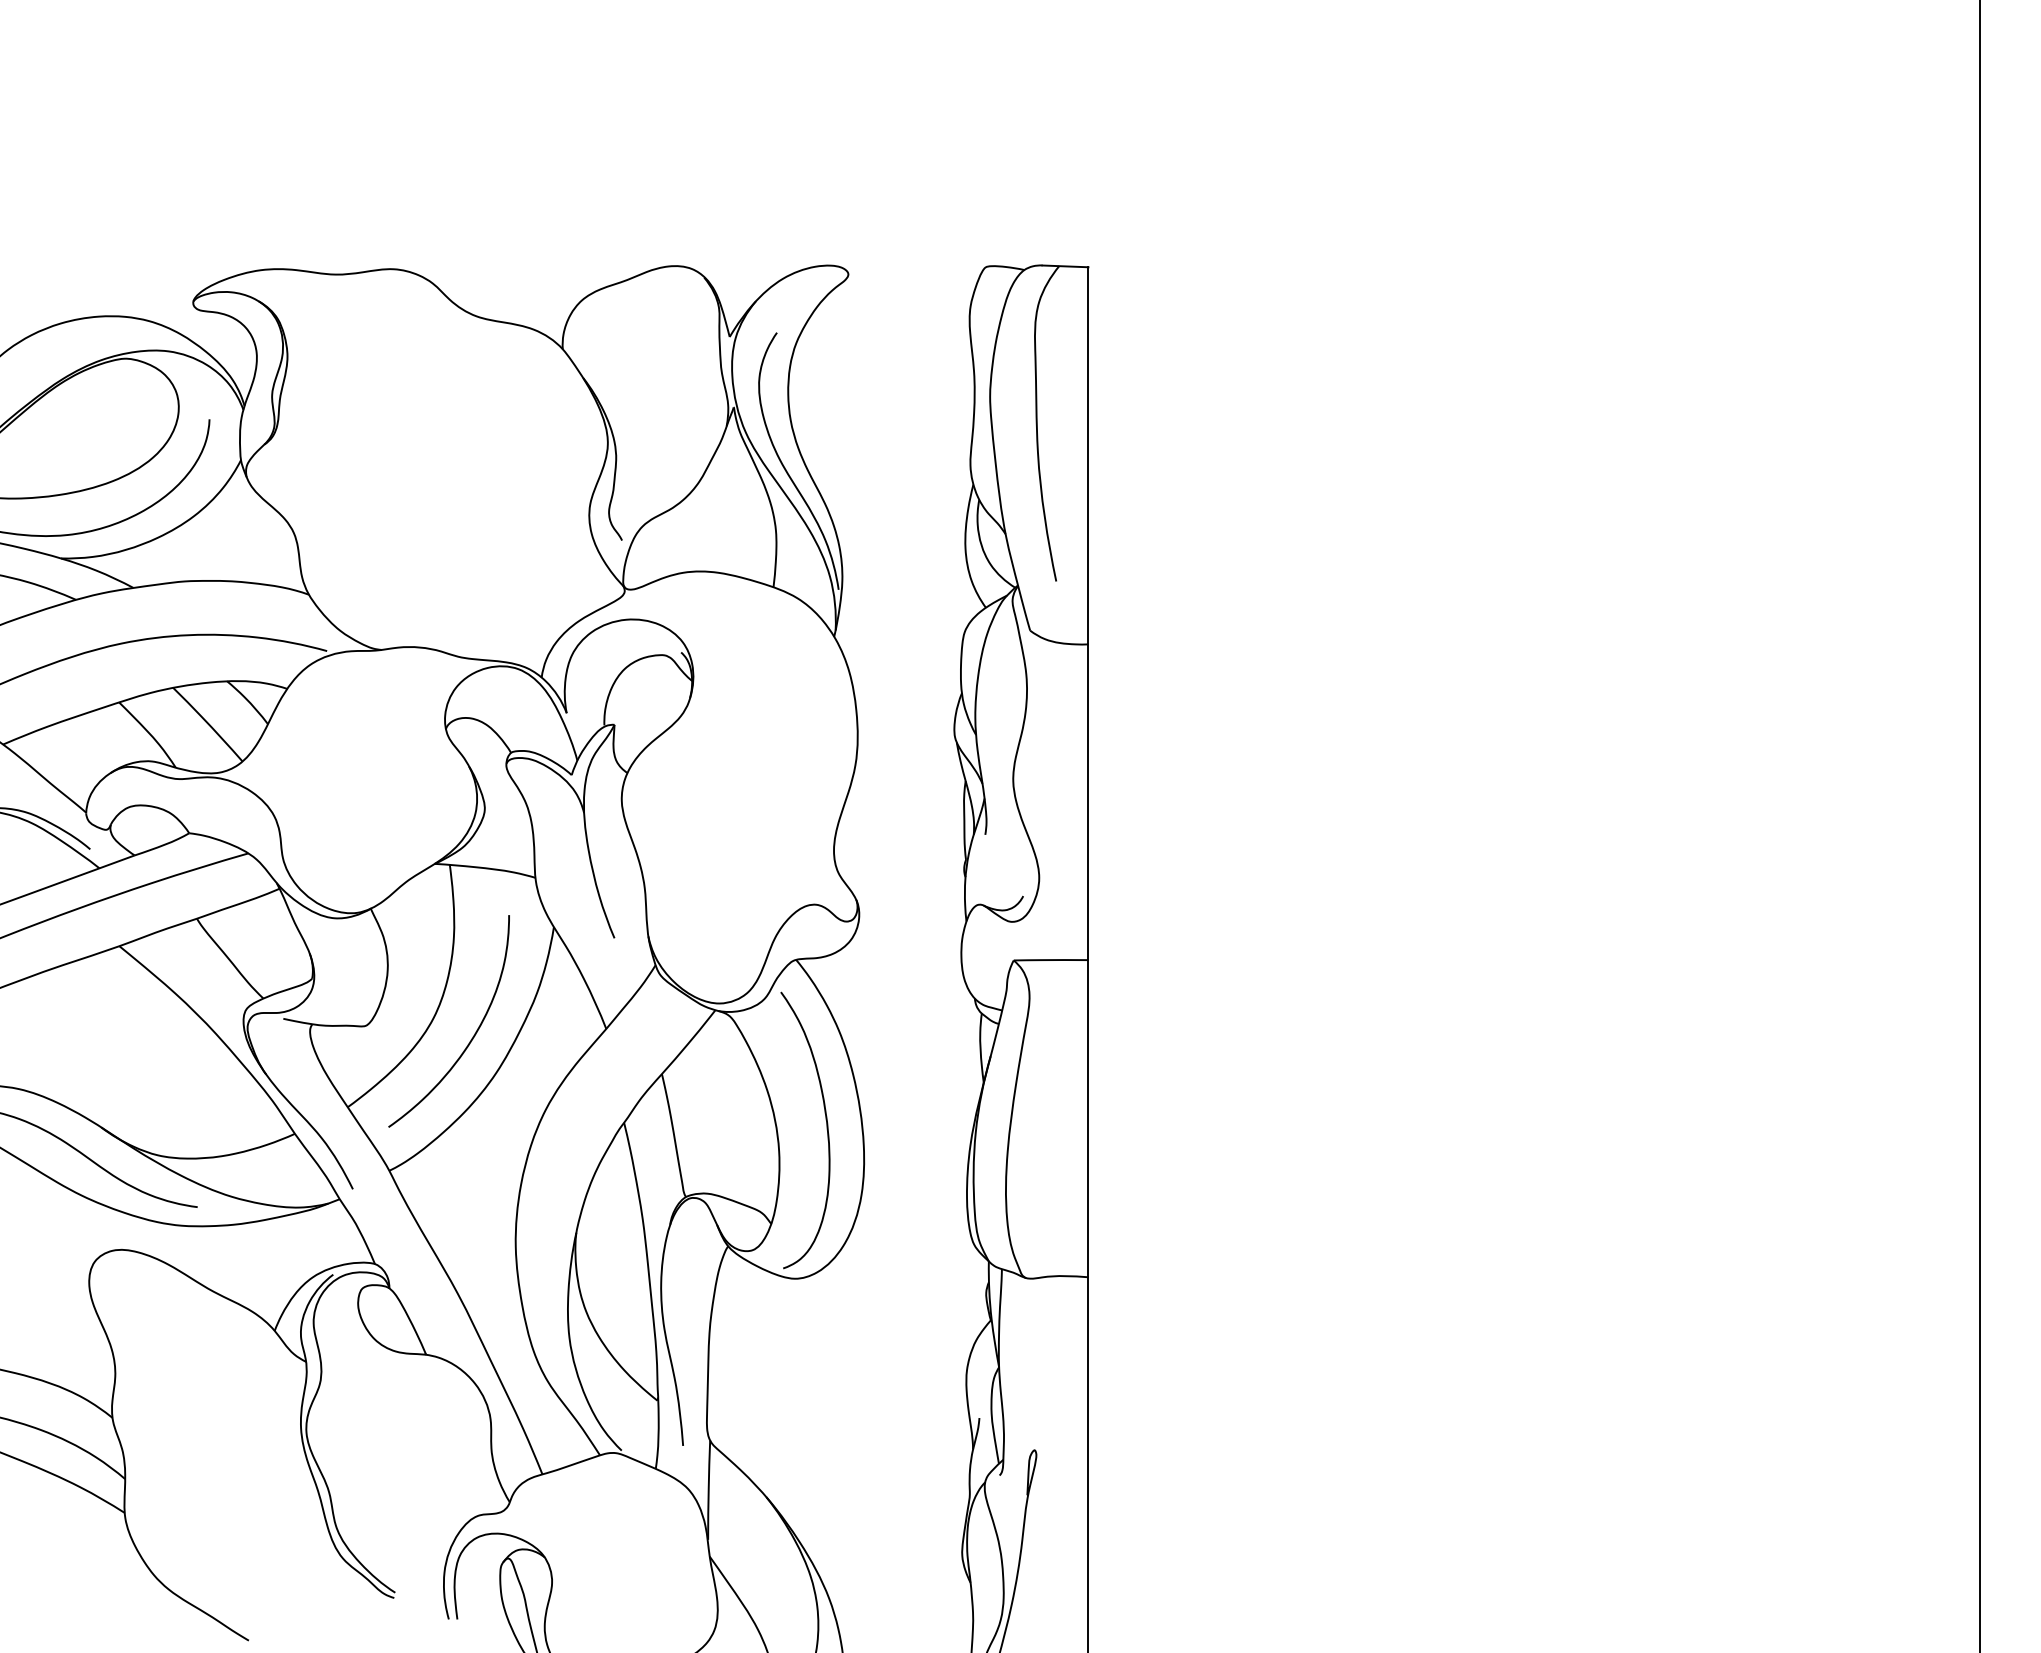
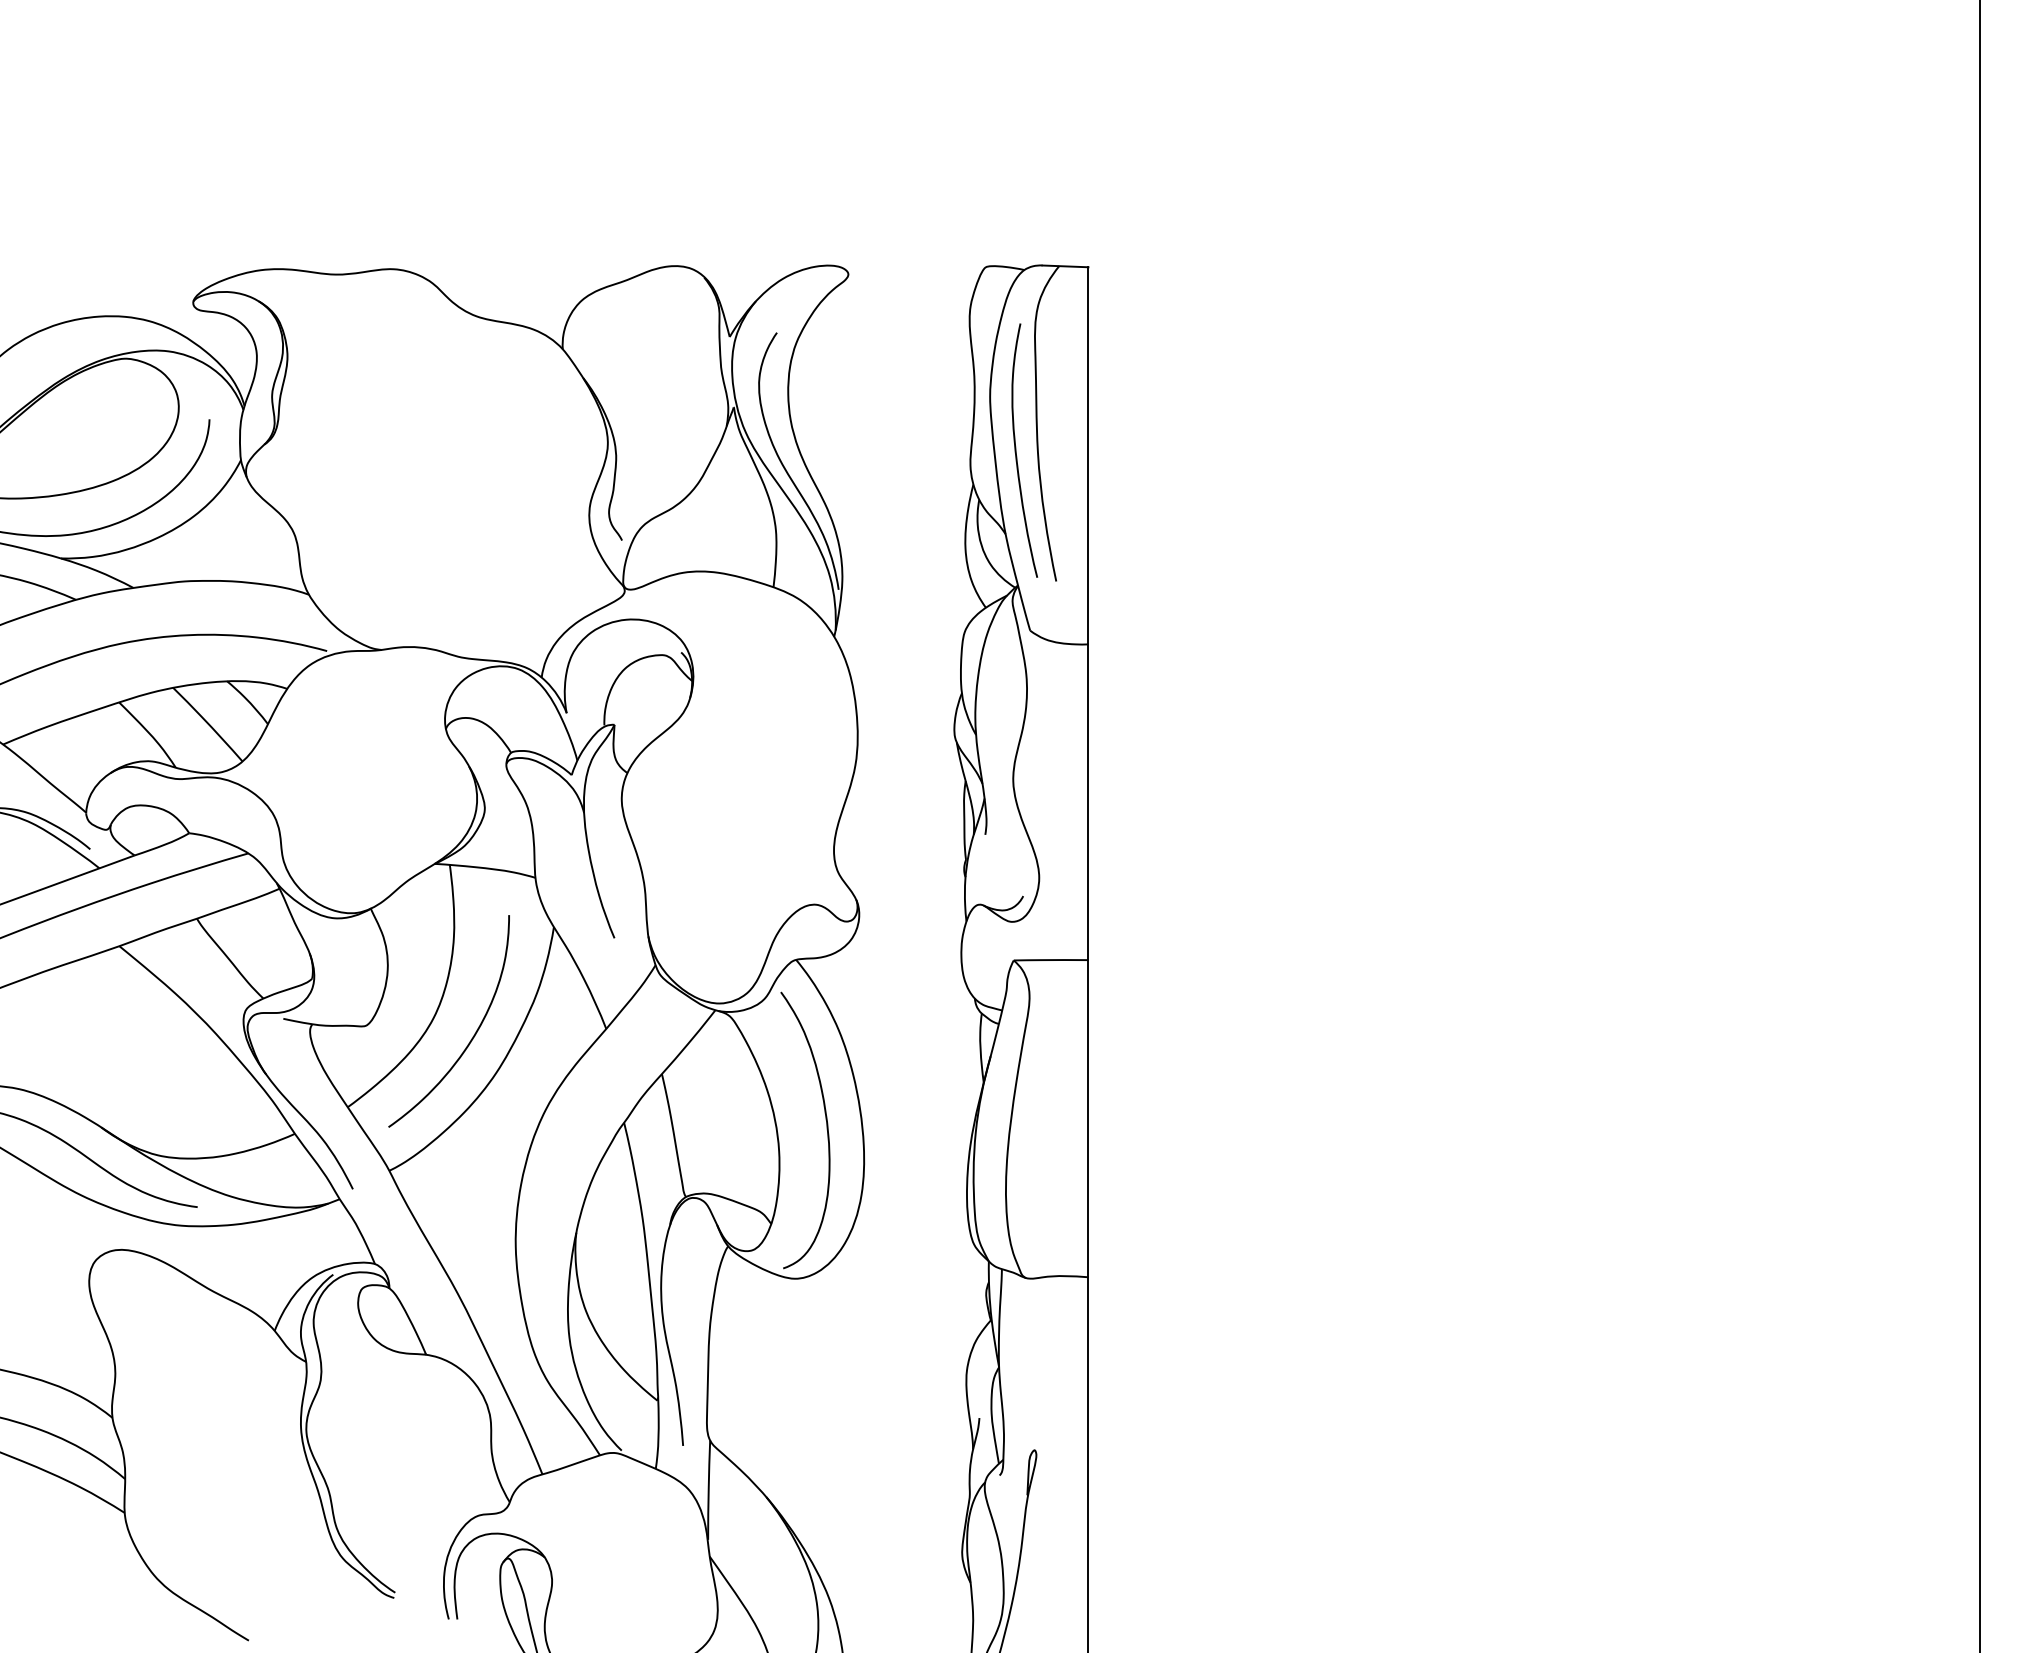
curve: none -> present (1016, 450)
